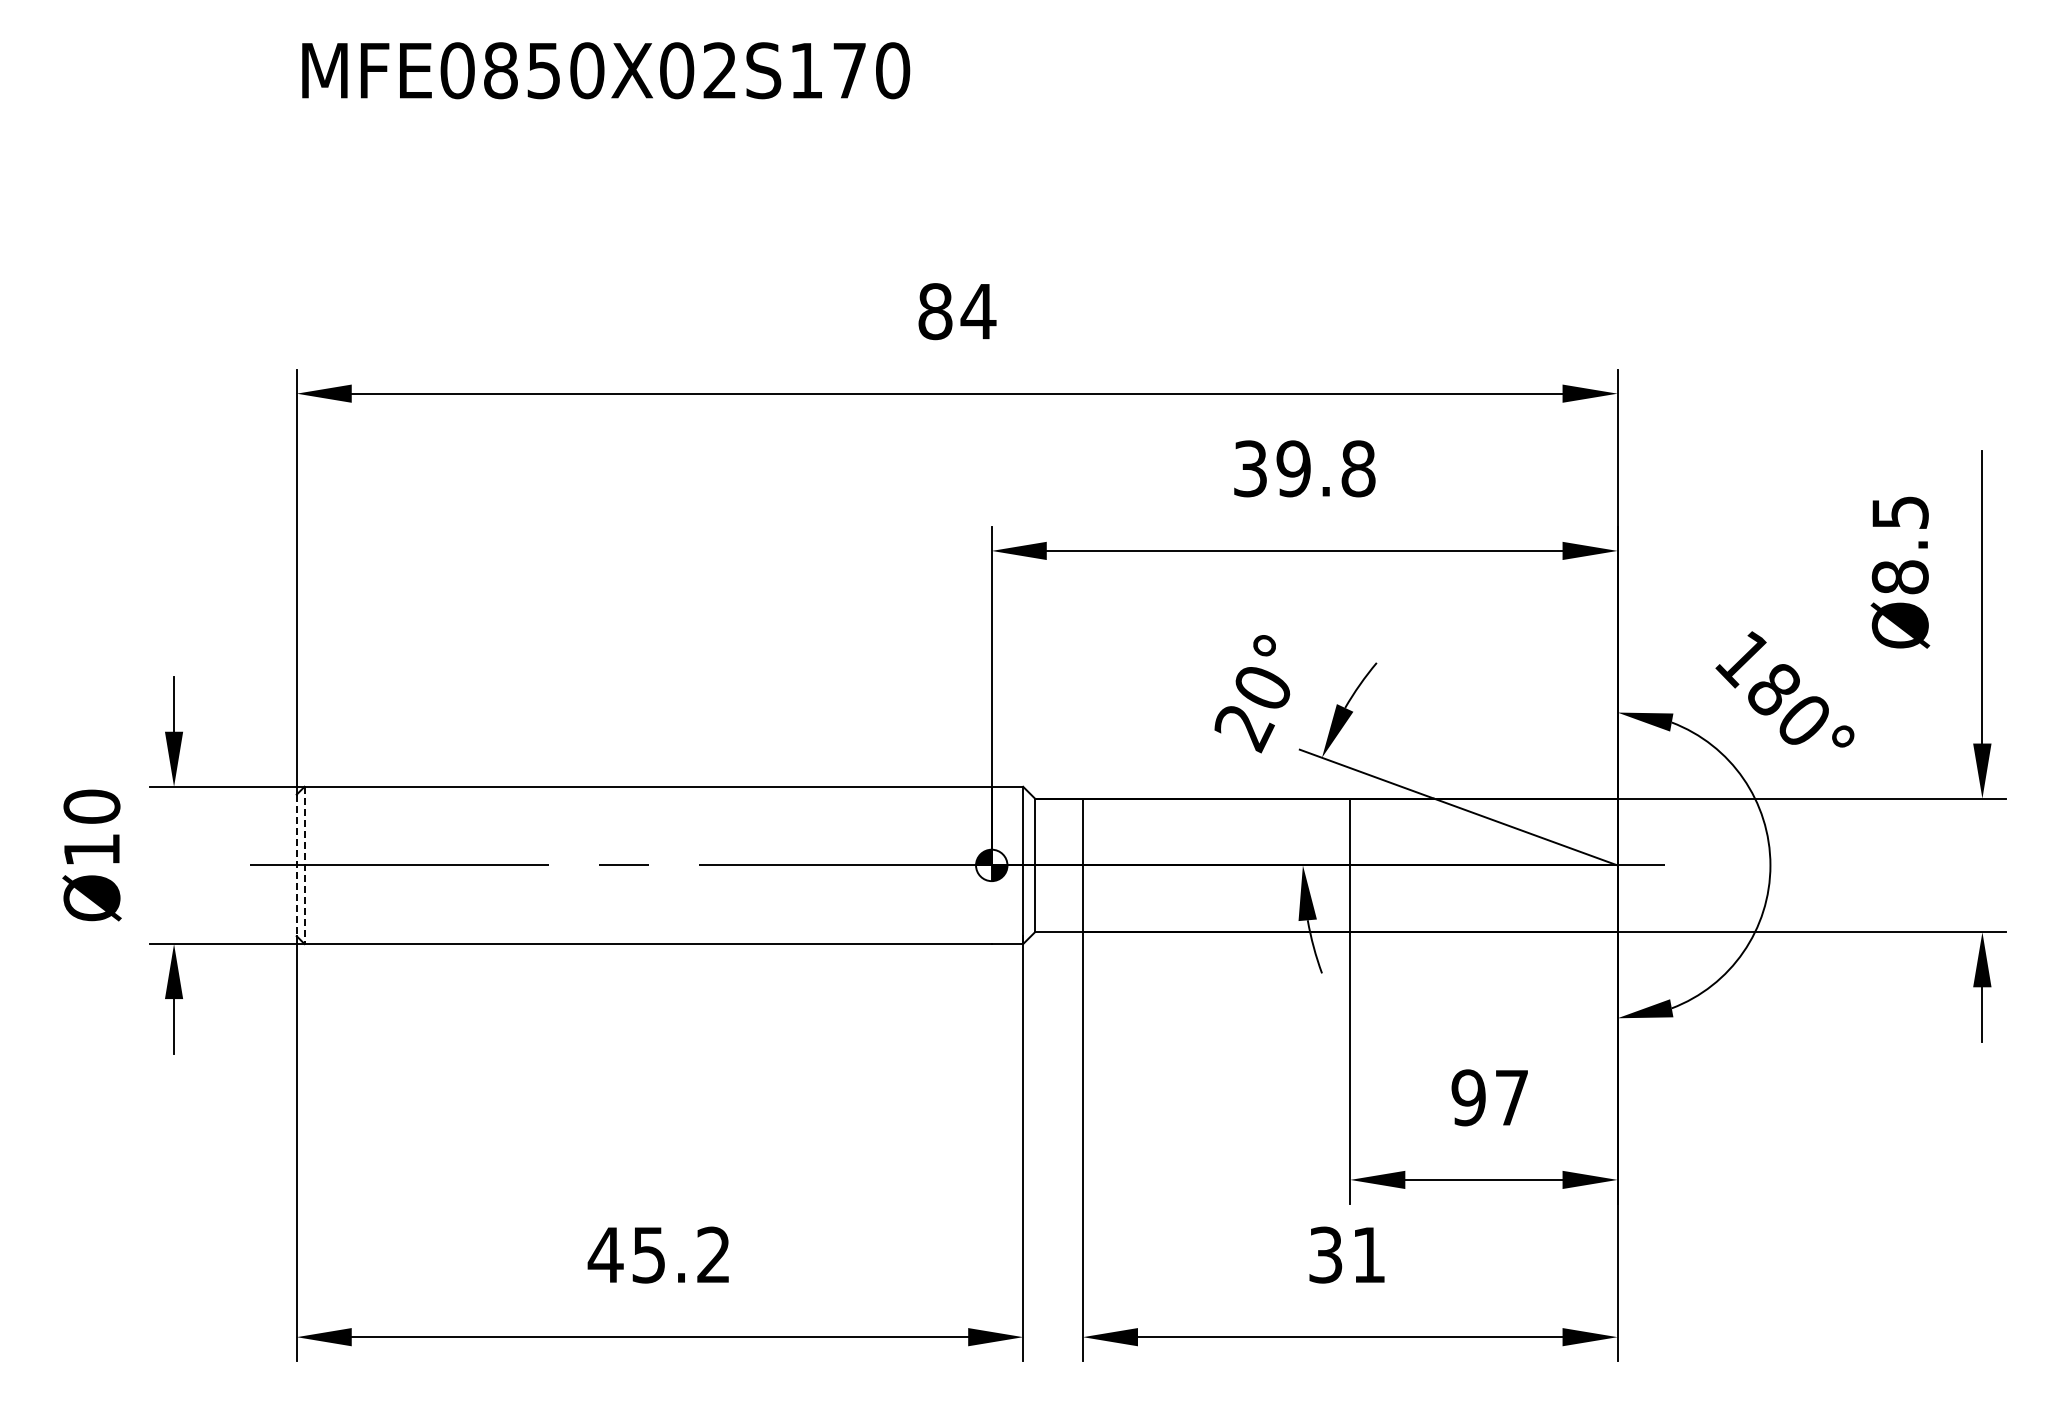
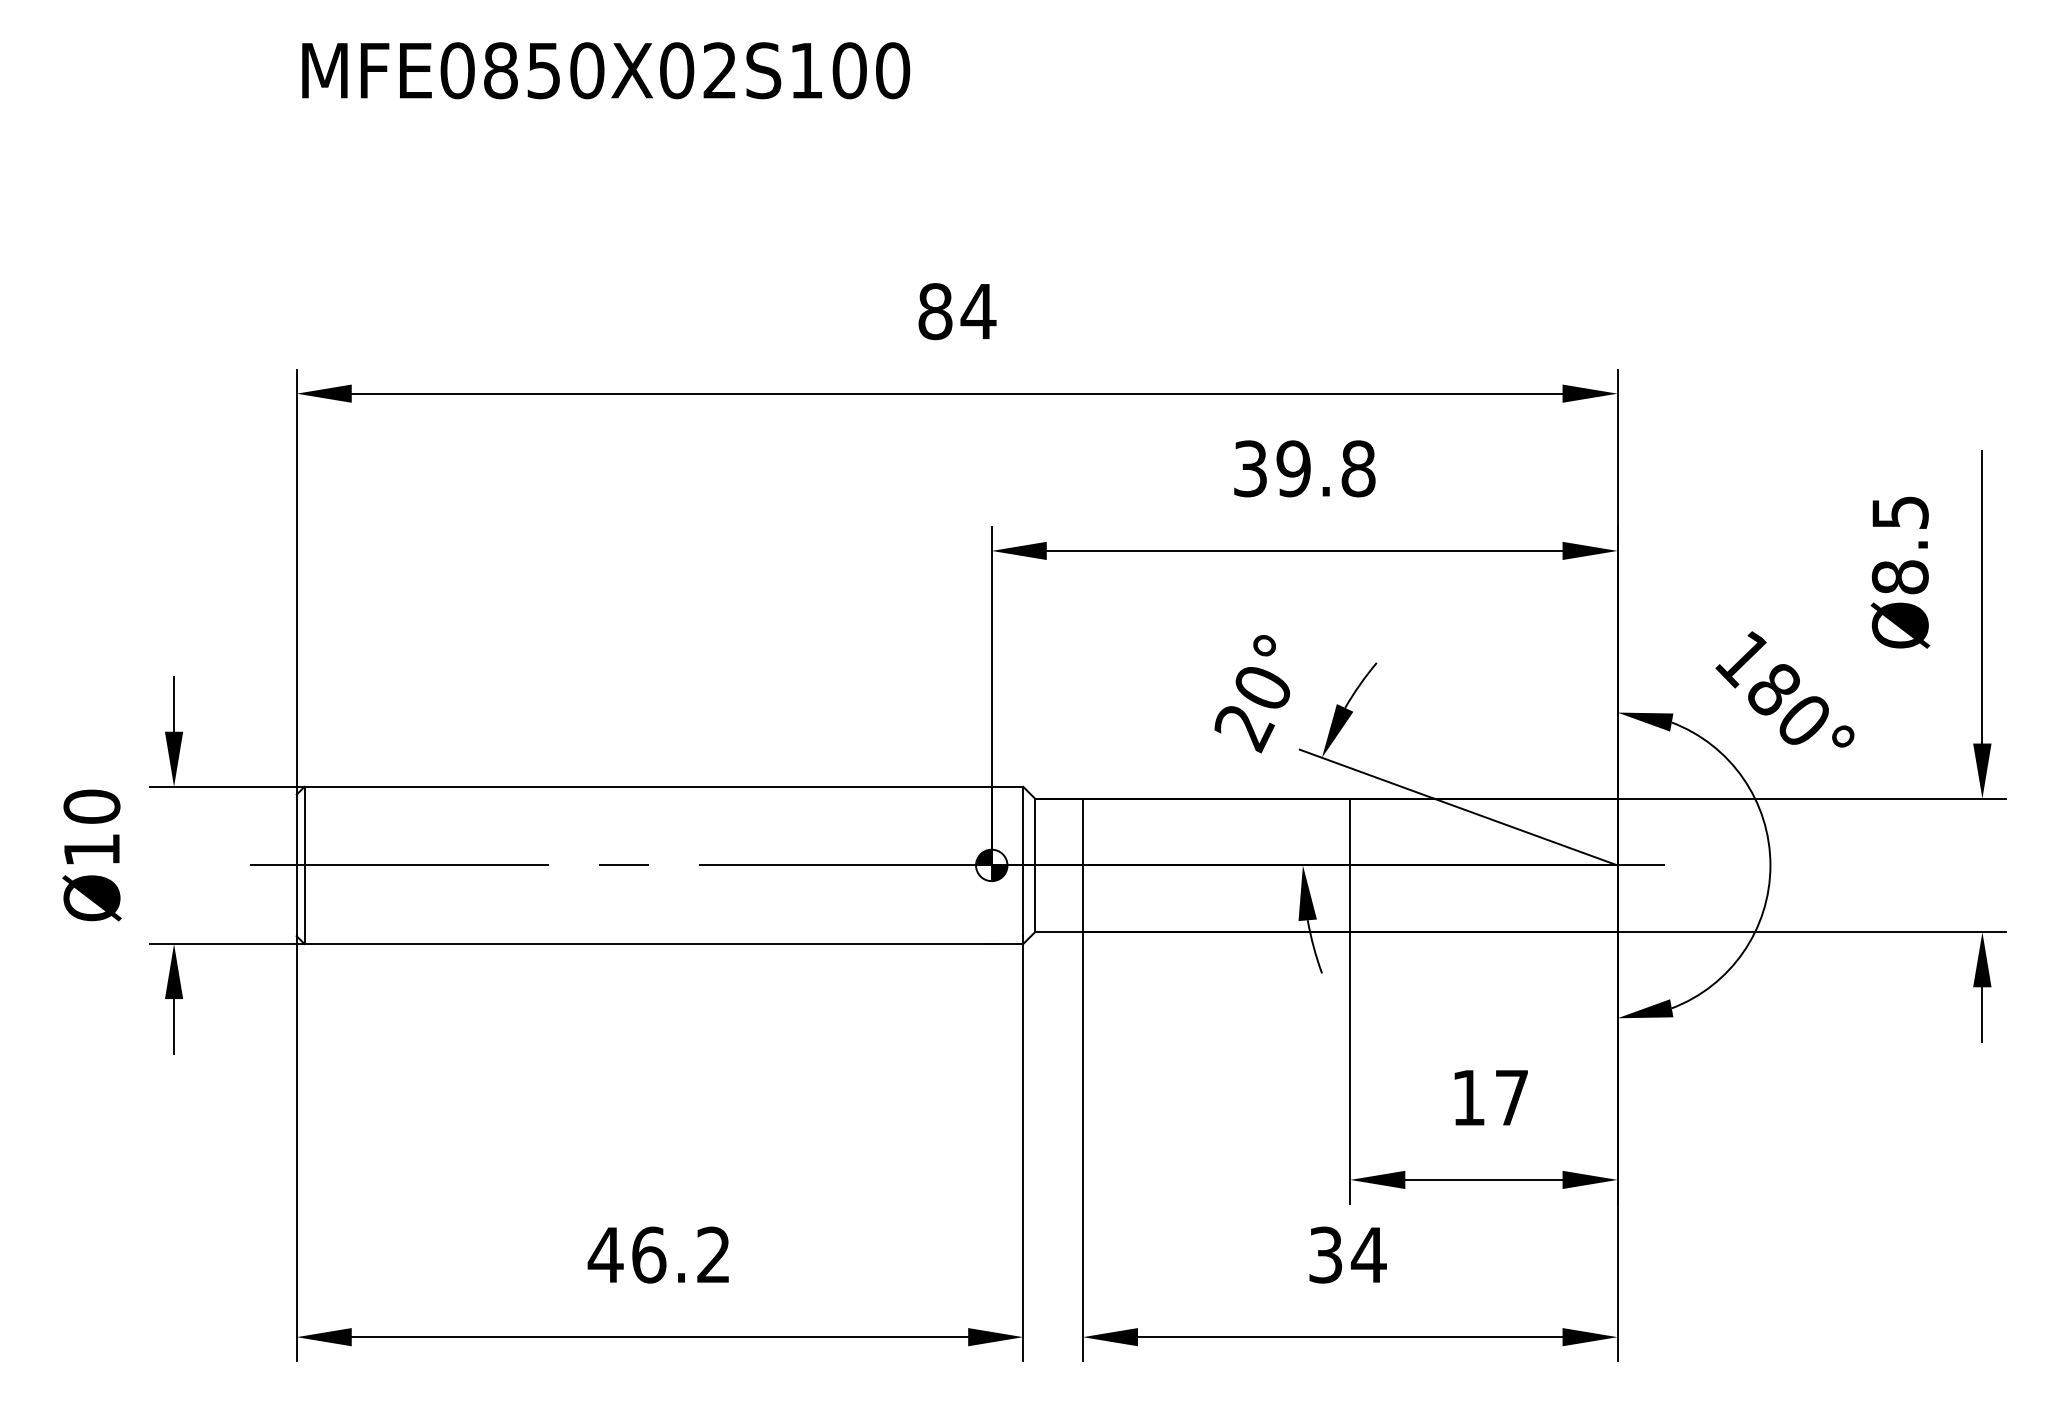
text: MFE0850X02S170 -> MFE0850X02S100 (849, 70)
line: dashed -> solid (296, 865)
line: dashed -> solid (304, 865)
text: 97 -> 17 (1468, 1097)
text: 45.2 -> 46.2 (649, 1254)
text: 31 -> 34 (1368, 1254)
